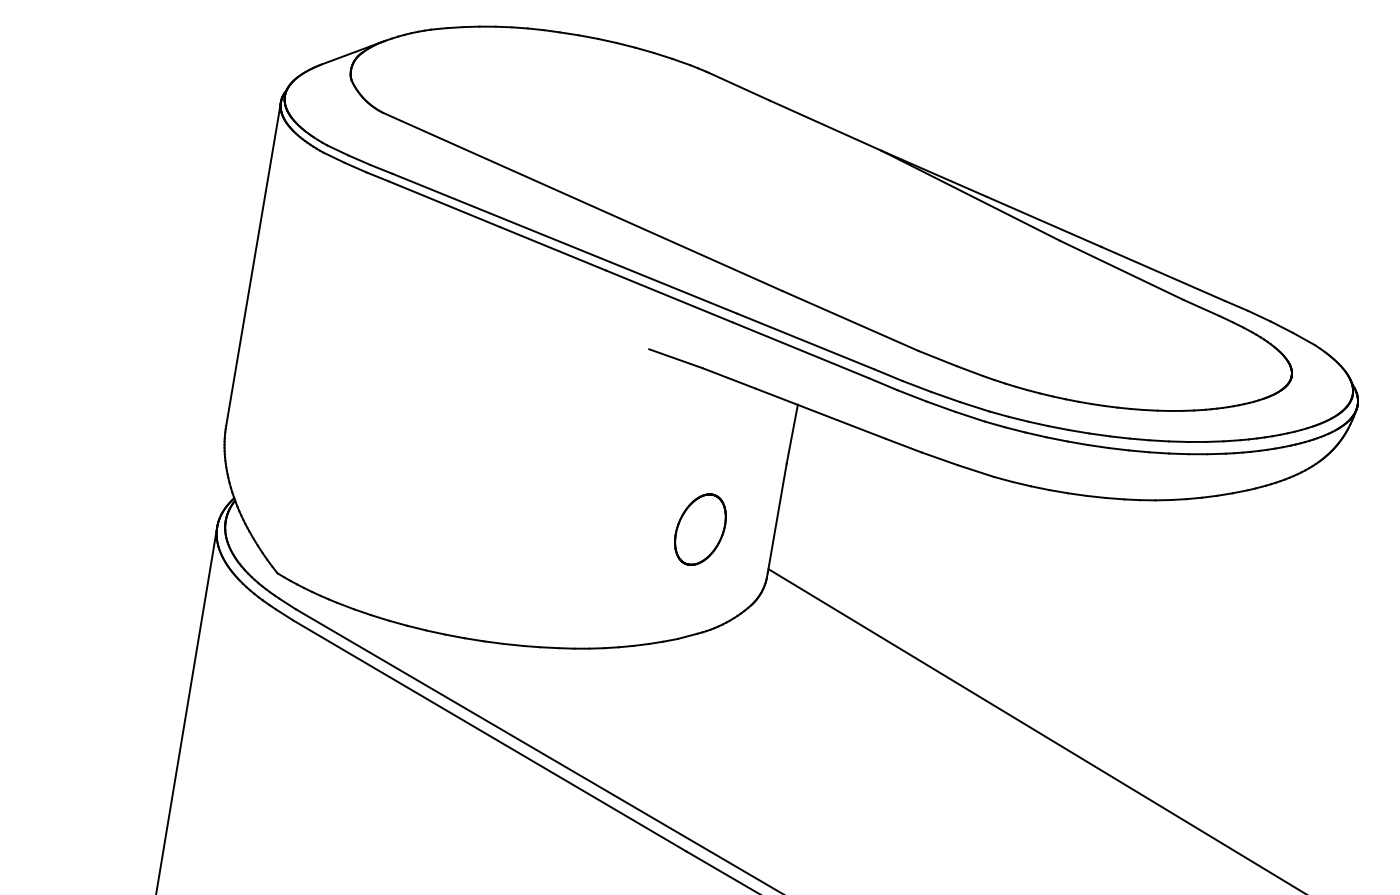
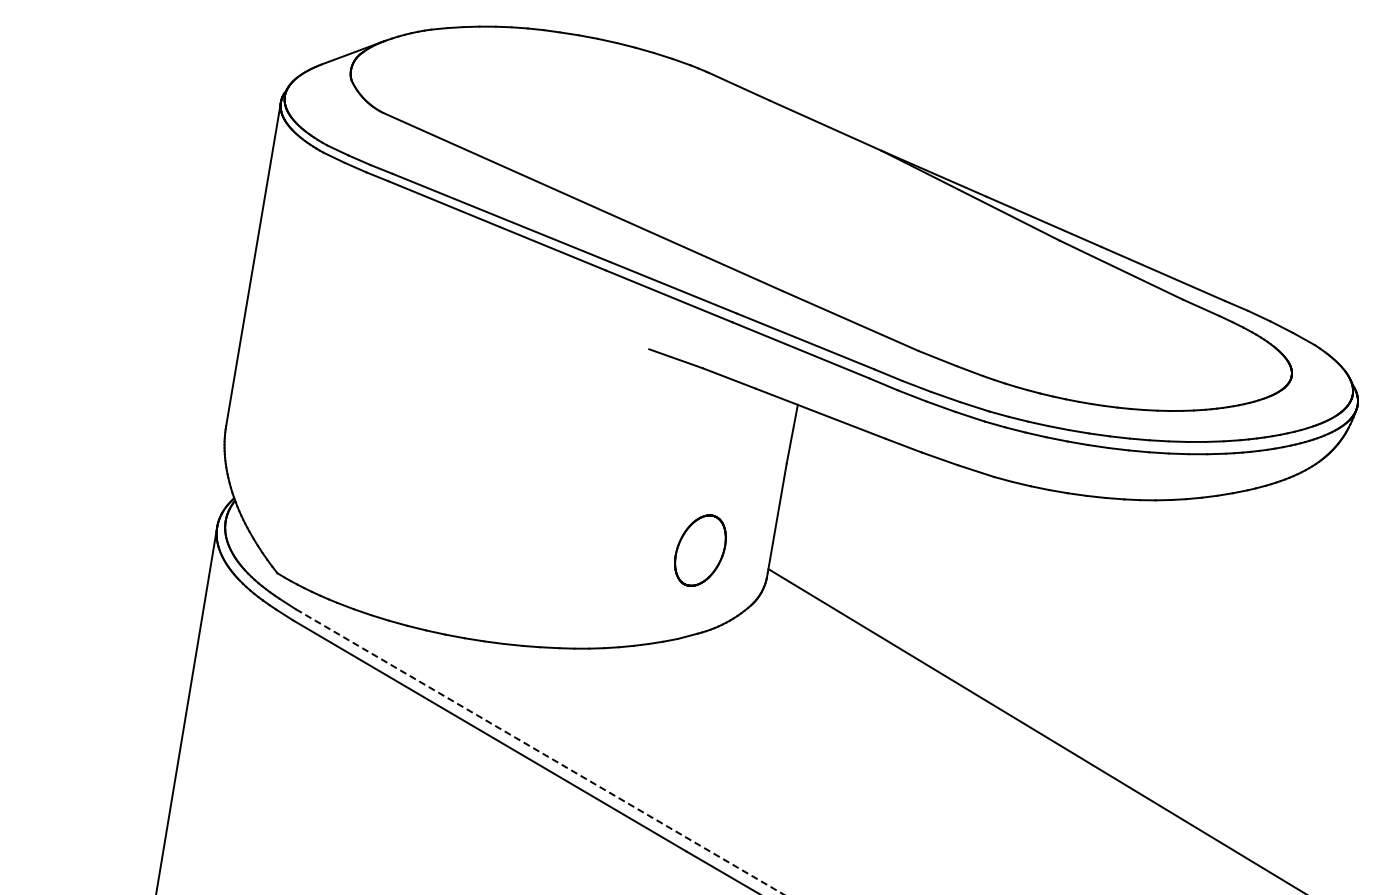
part position: (700, 529) -> (700, 550) (700, 550)
line: solid -> dashed (539, 751)
